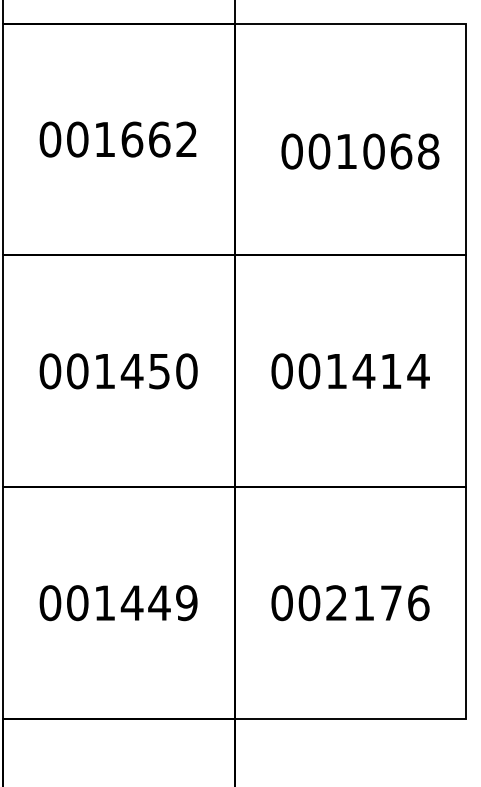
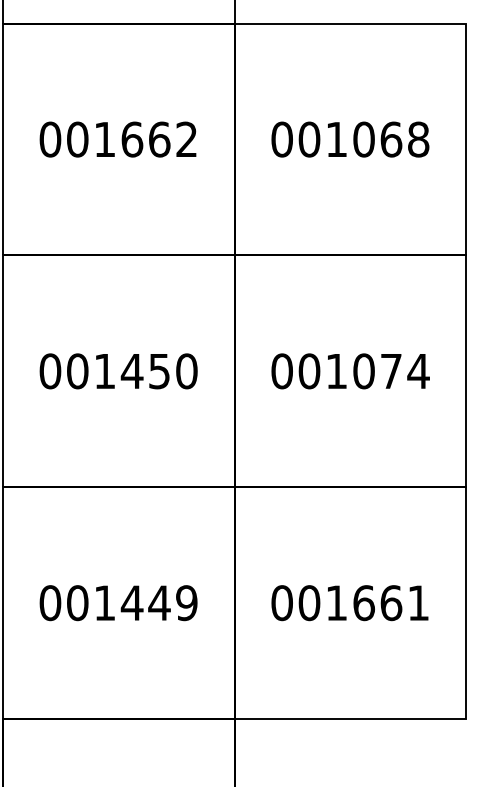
text position: (360, 151) -> (350, 139) (350, 139)
text: 001414 -> 001074 (376, 371)
text: 002176 -> 001661 (377, 603)
